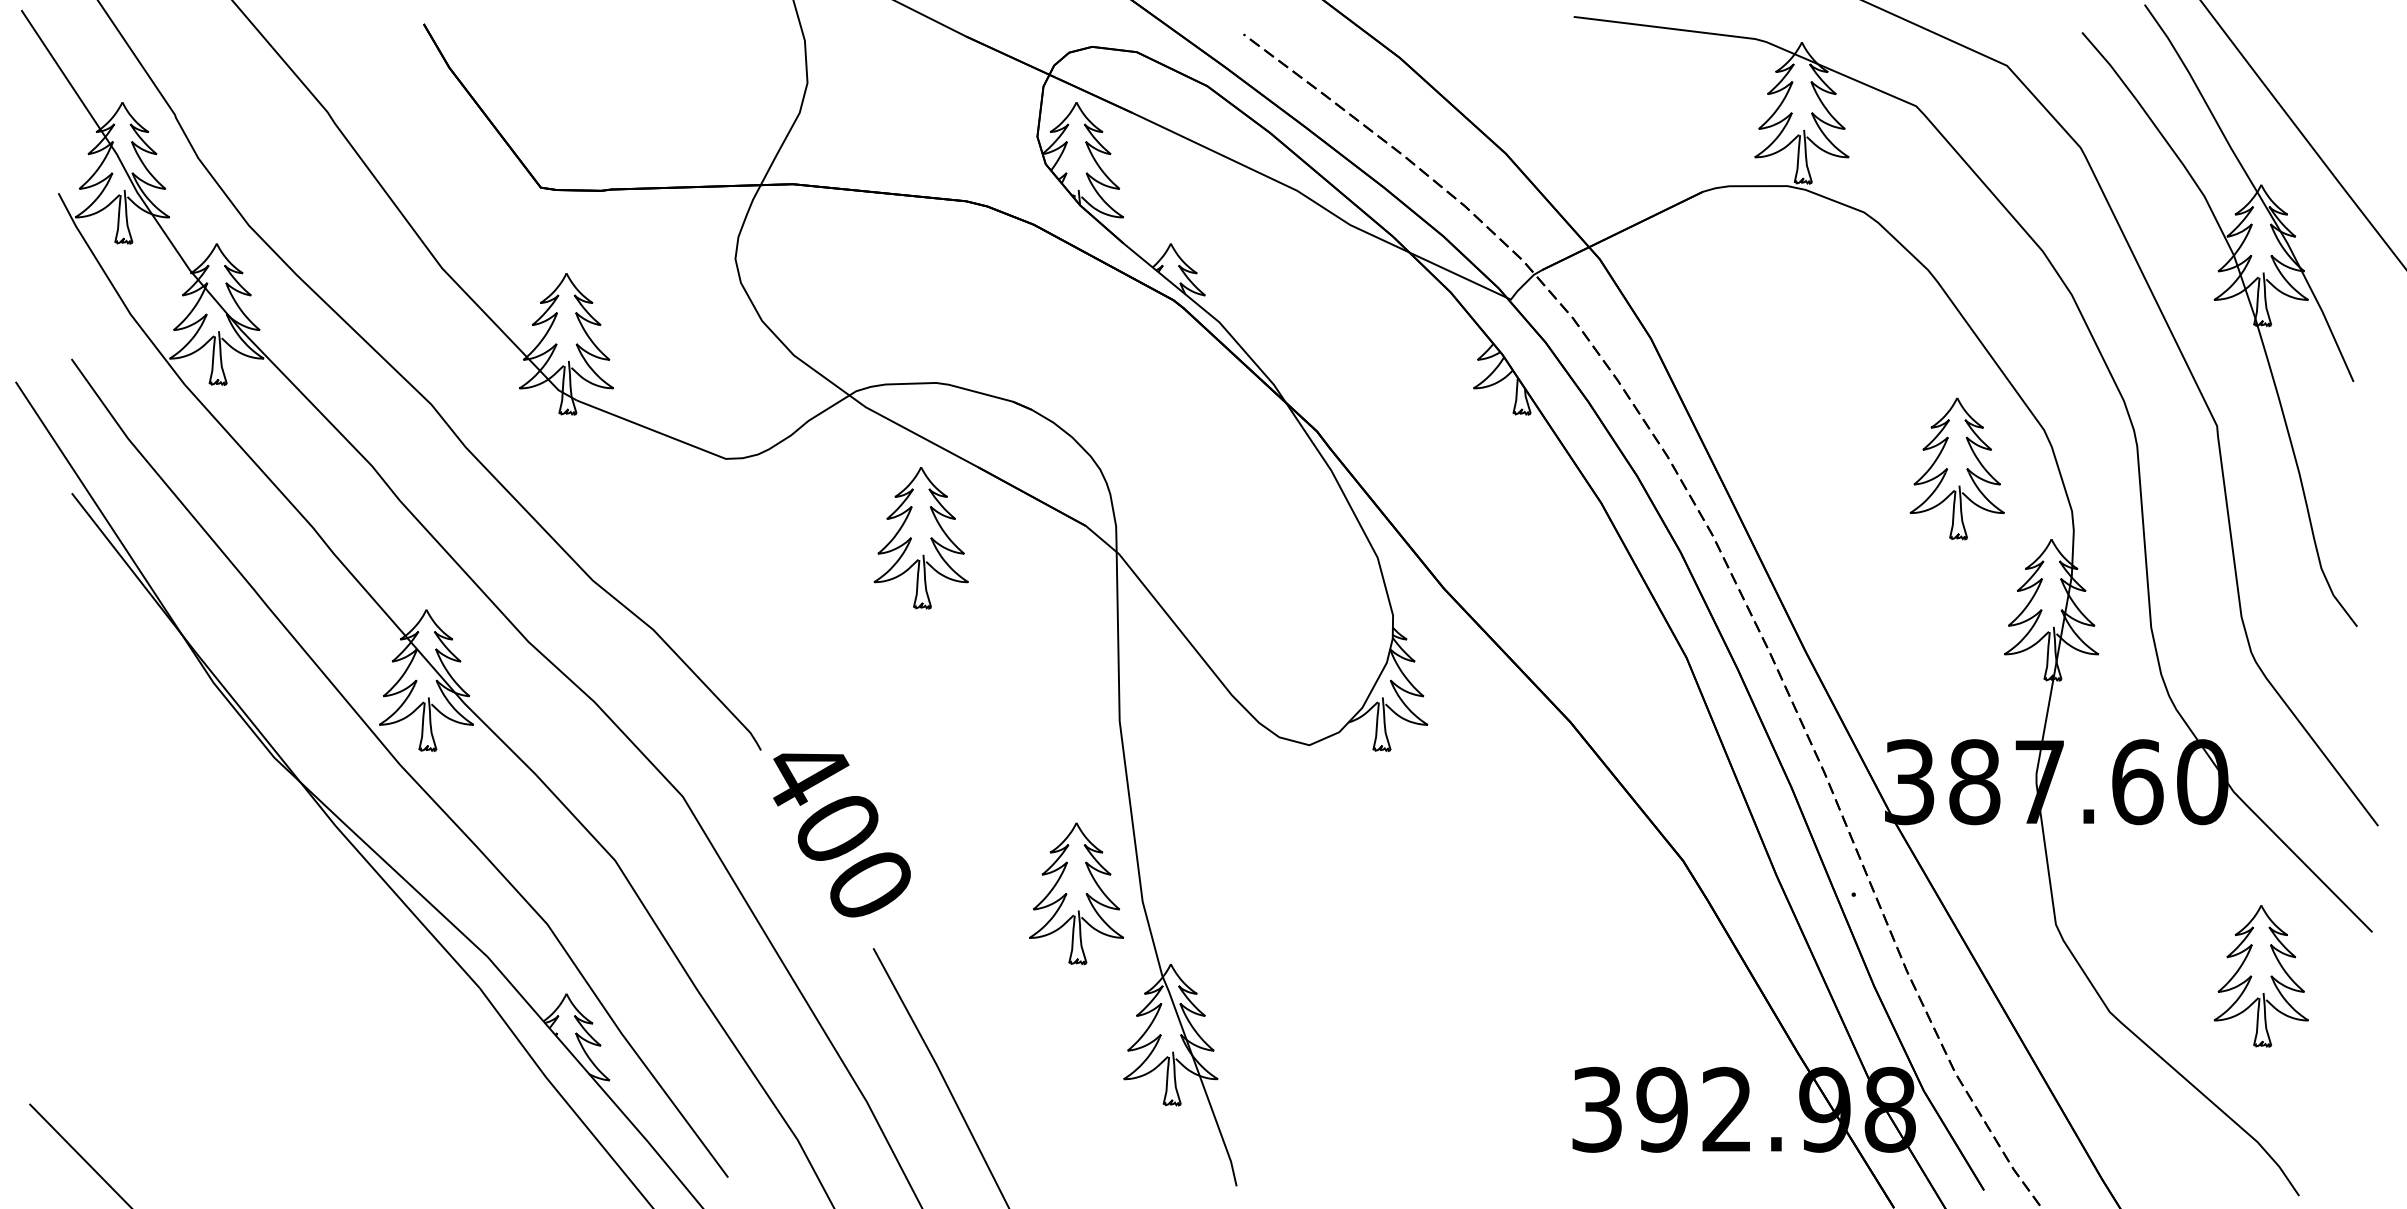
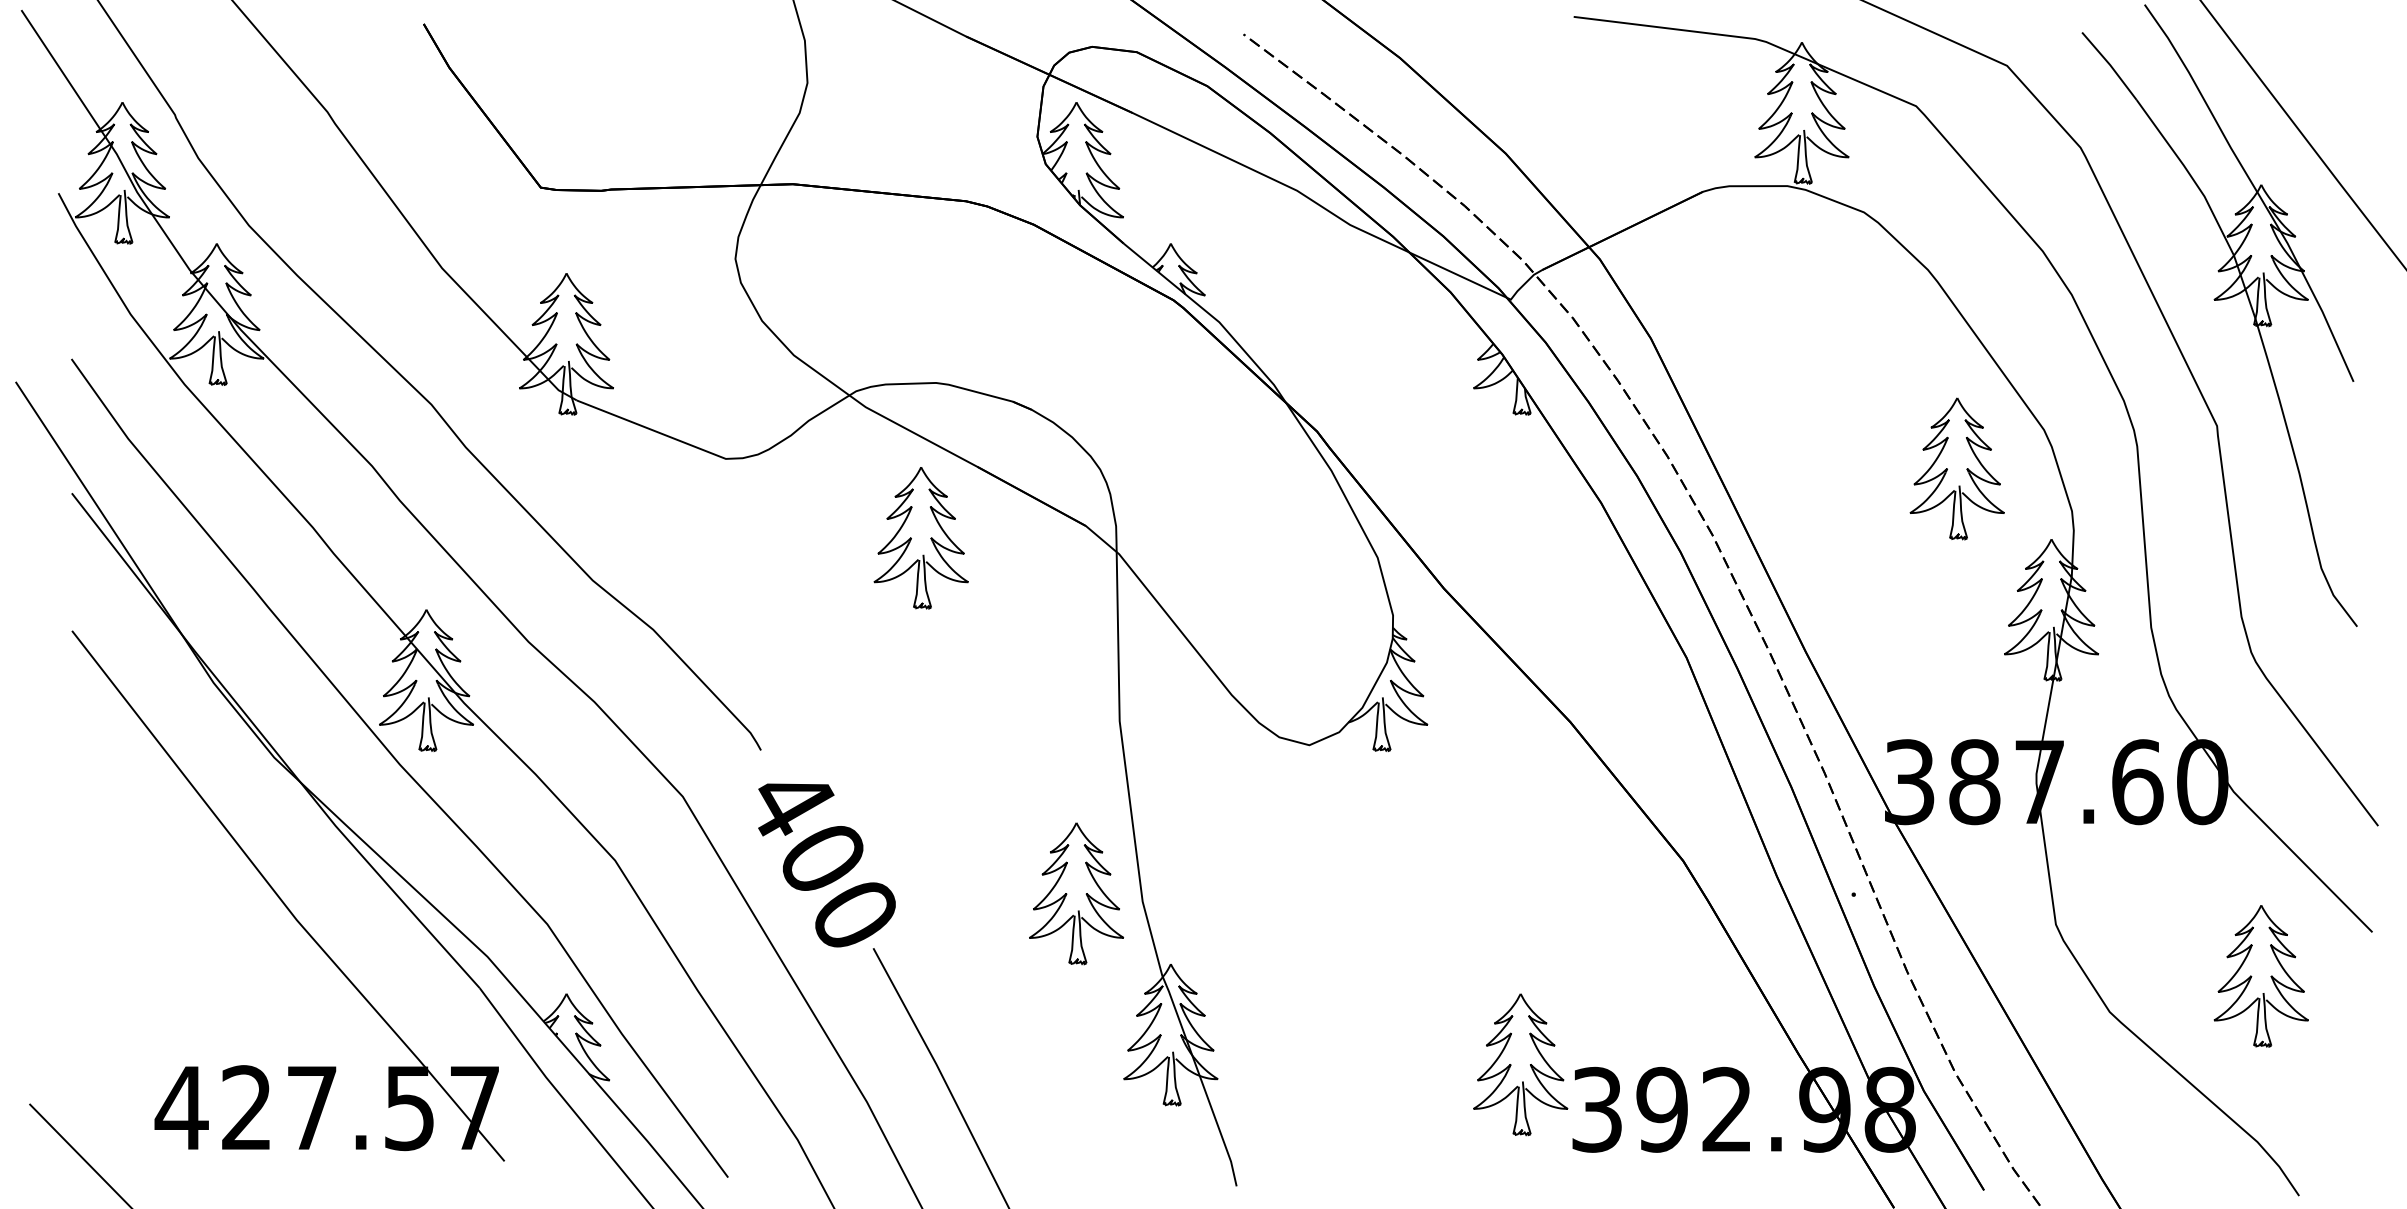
text position: (841, 835) -> (826, 865) (826, 865)
part: none -> present (281, 898)
part: none -> present (1520, 1064)
